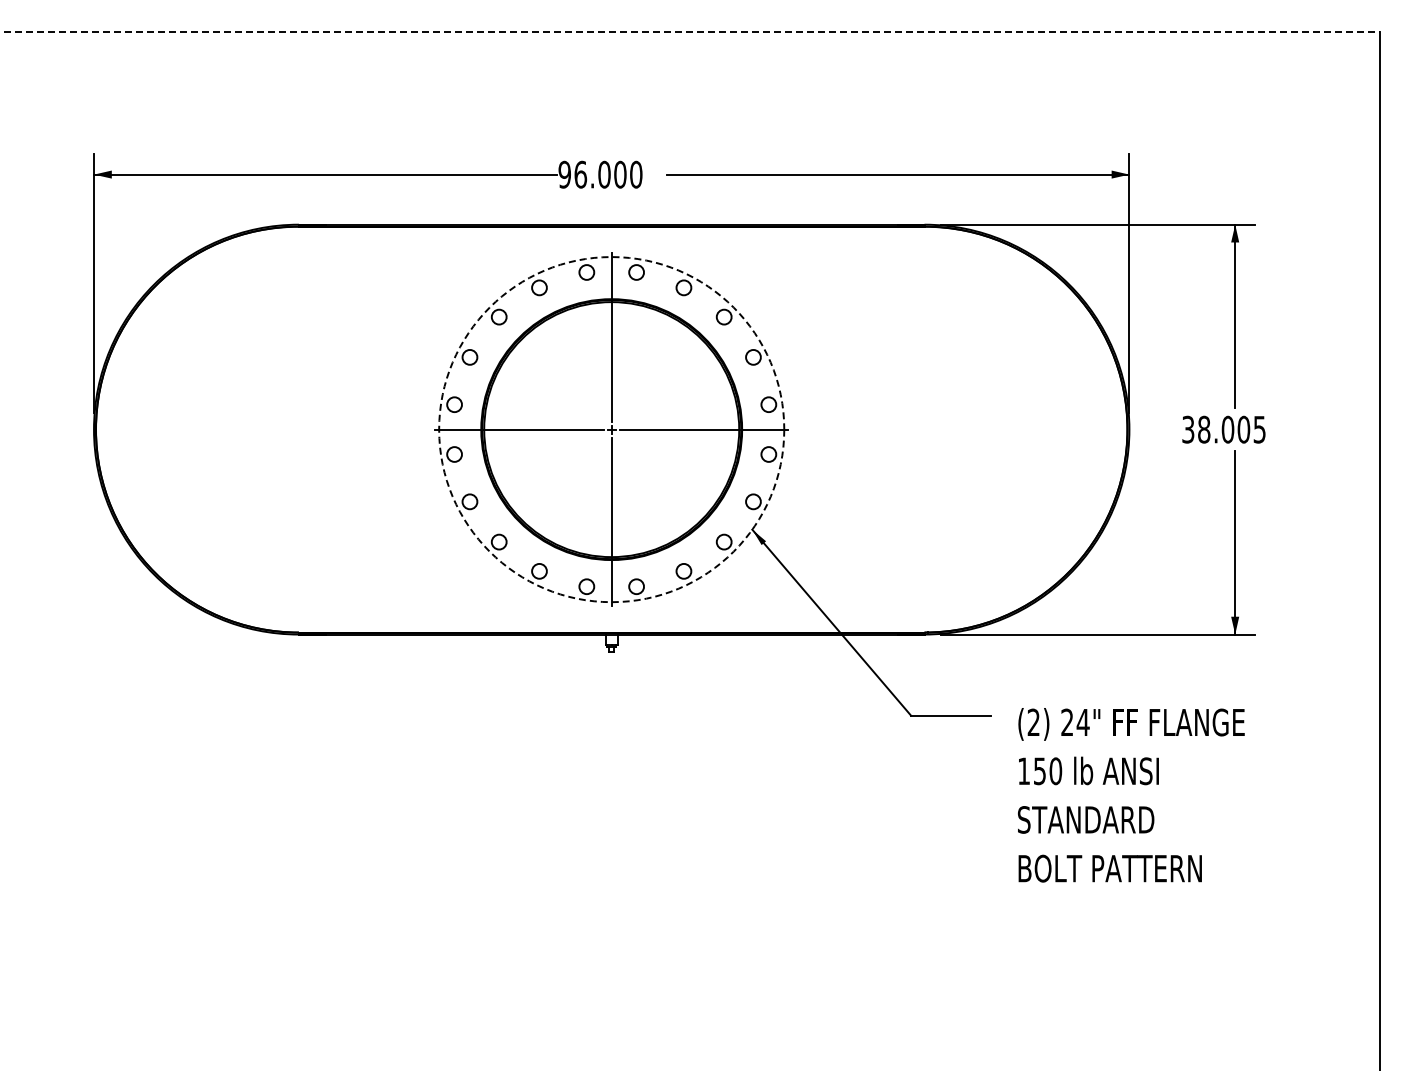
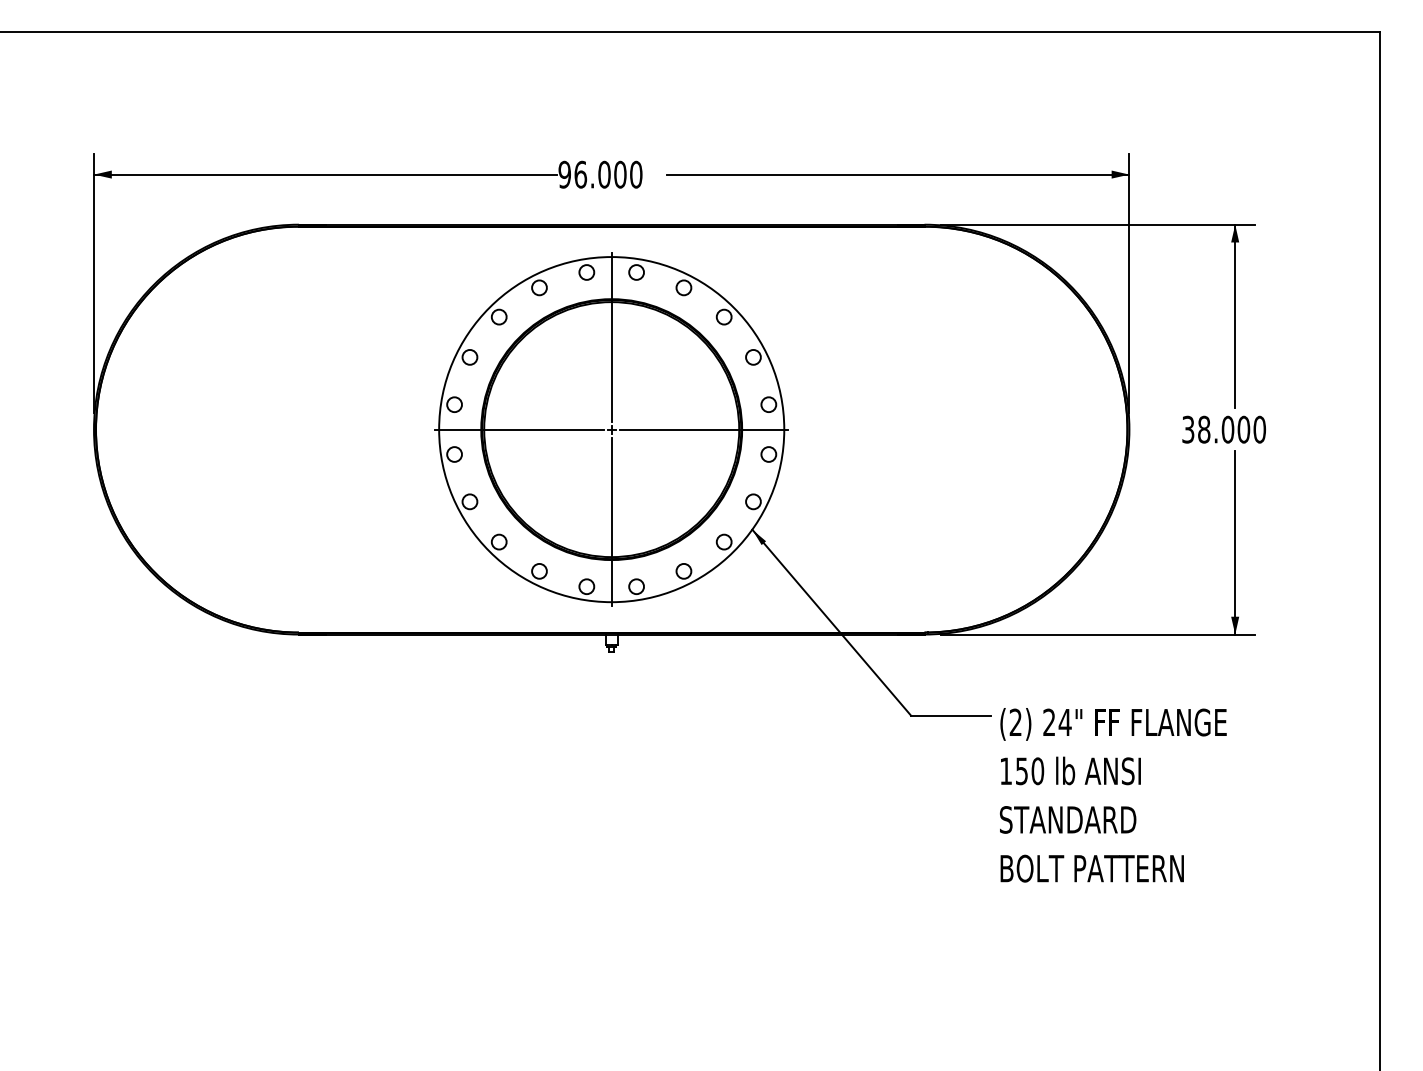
line: dashed -> solid (690, 32)
circle: dashed -> solid (611, 429)
text: 38.005 -> 38.000 (1259, 429)
text position: (1131, 795) -> (1113, 795) (1113, 795)
